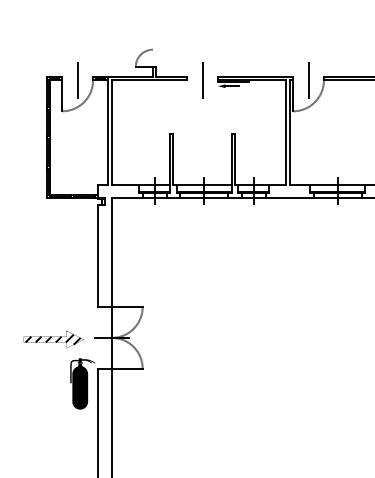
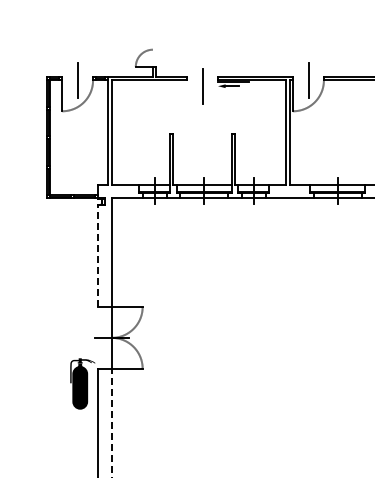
line position: (202, 80) -> (202, 86) (202, 86)
line: solid -> dashed (98, 255)
part: present -> none (53, 338)
line: solid -> dashed (111, 423)
